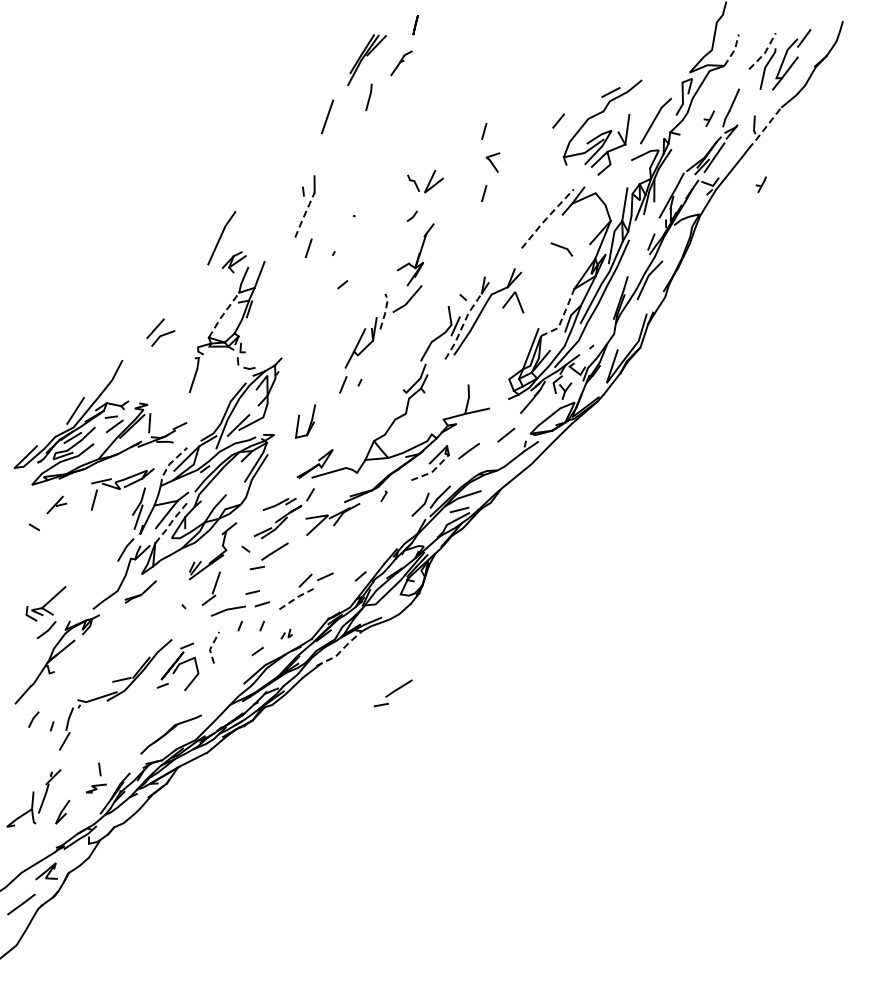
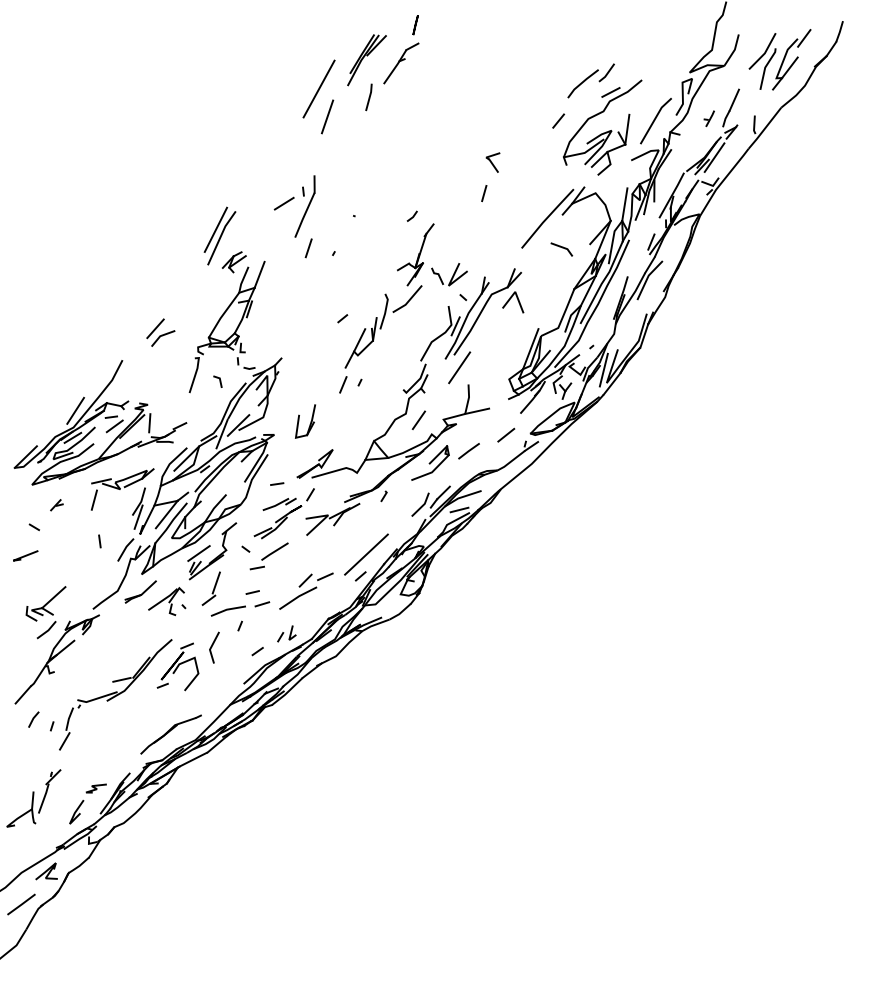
line: dashed -> solid (734, 50)
line: dashed -> solid (764, 53)
part size: 23x27 px -> 37x43 px (401, 63)
part: none -> present (590, 80)
line: none -> present (318, 88)
line: dashed -> solid (764, 128)
line: present -> none (484, 131)
part position: (425, 181) -> (449, 274) (449, 274)
part: present -> none (760, 184)
line: none -> present (283, 203)
line: dashed -> solid (304, 215)
line: dashed -> solid (547, 217)
line: none -> present (215, 229)
line position: (342, 284) -> (342, 318) (342, 318)
line: dashed -> solid (385, 310)
line: dashed -> solid (222, 315)
line: dashed -> solid (562, 317)
line: dashed -> solid (462, 325)
line: none -> present (459, 367)
line: none -> present (603, 369)
line: none -> present (219, 381)
line: none -> present (418, 419)
line: dashed -> solid (169, 464)
line: dashed -> solid (432, 471)
line: none -> present (277, 483)
part size: 22x20 px -> 14x13 px (56, 505)
line: dashed -> solid (171, 522)
line: none -> present (198, 553)
line: none -> present (366, 554)
line: none -> present (25, 555)
line: dashed -> solid (298, 596)
part: none -> present (166, 601)
line: present -> none (261, 625)
part size: 13x12 px -> 20x18 px (286, 633)
line: dashed -> solid (211, 647)
line: dashed -> solid (341, 650)
part: present -> none (392, 693)
line position: (99, 769) -> (99, 541) (99, 541)
line position: (62, 812) -> (76, 812) (76, 812)
